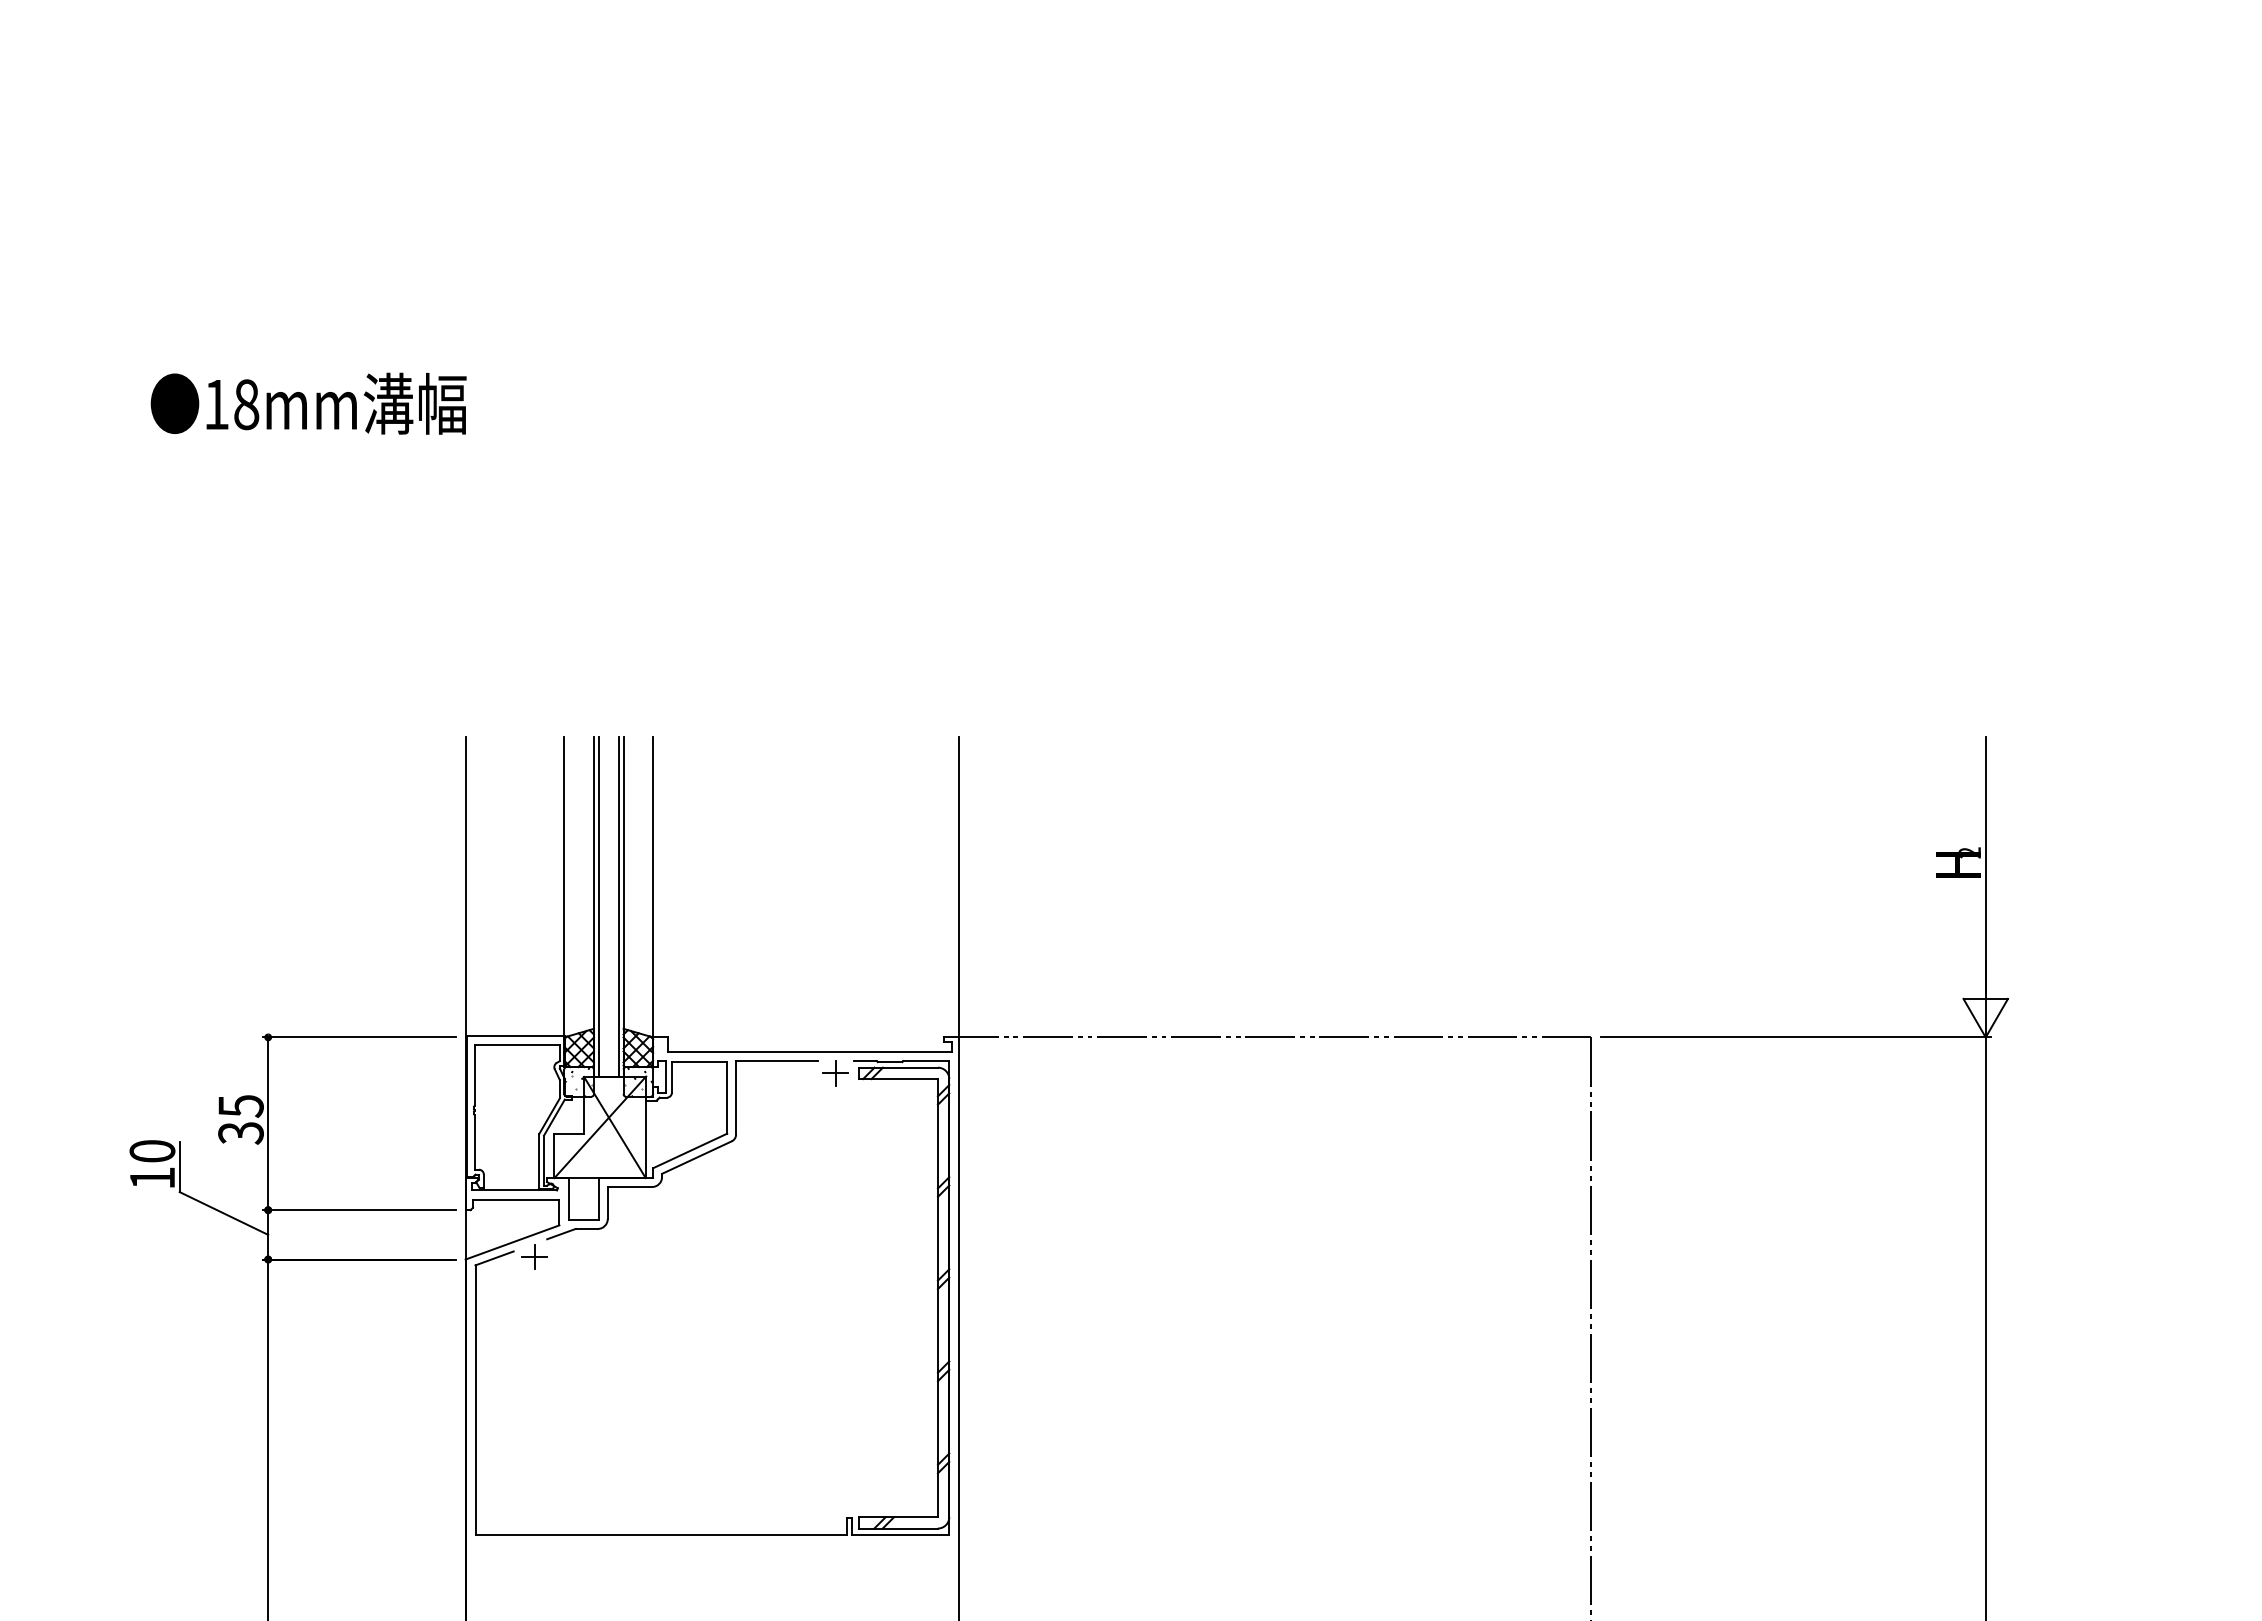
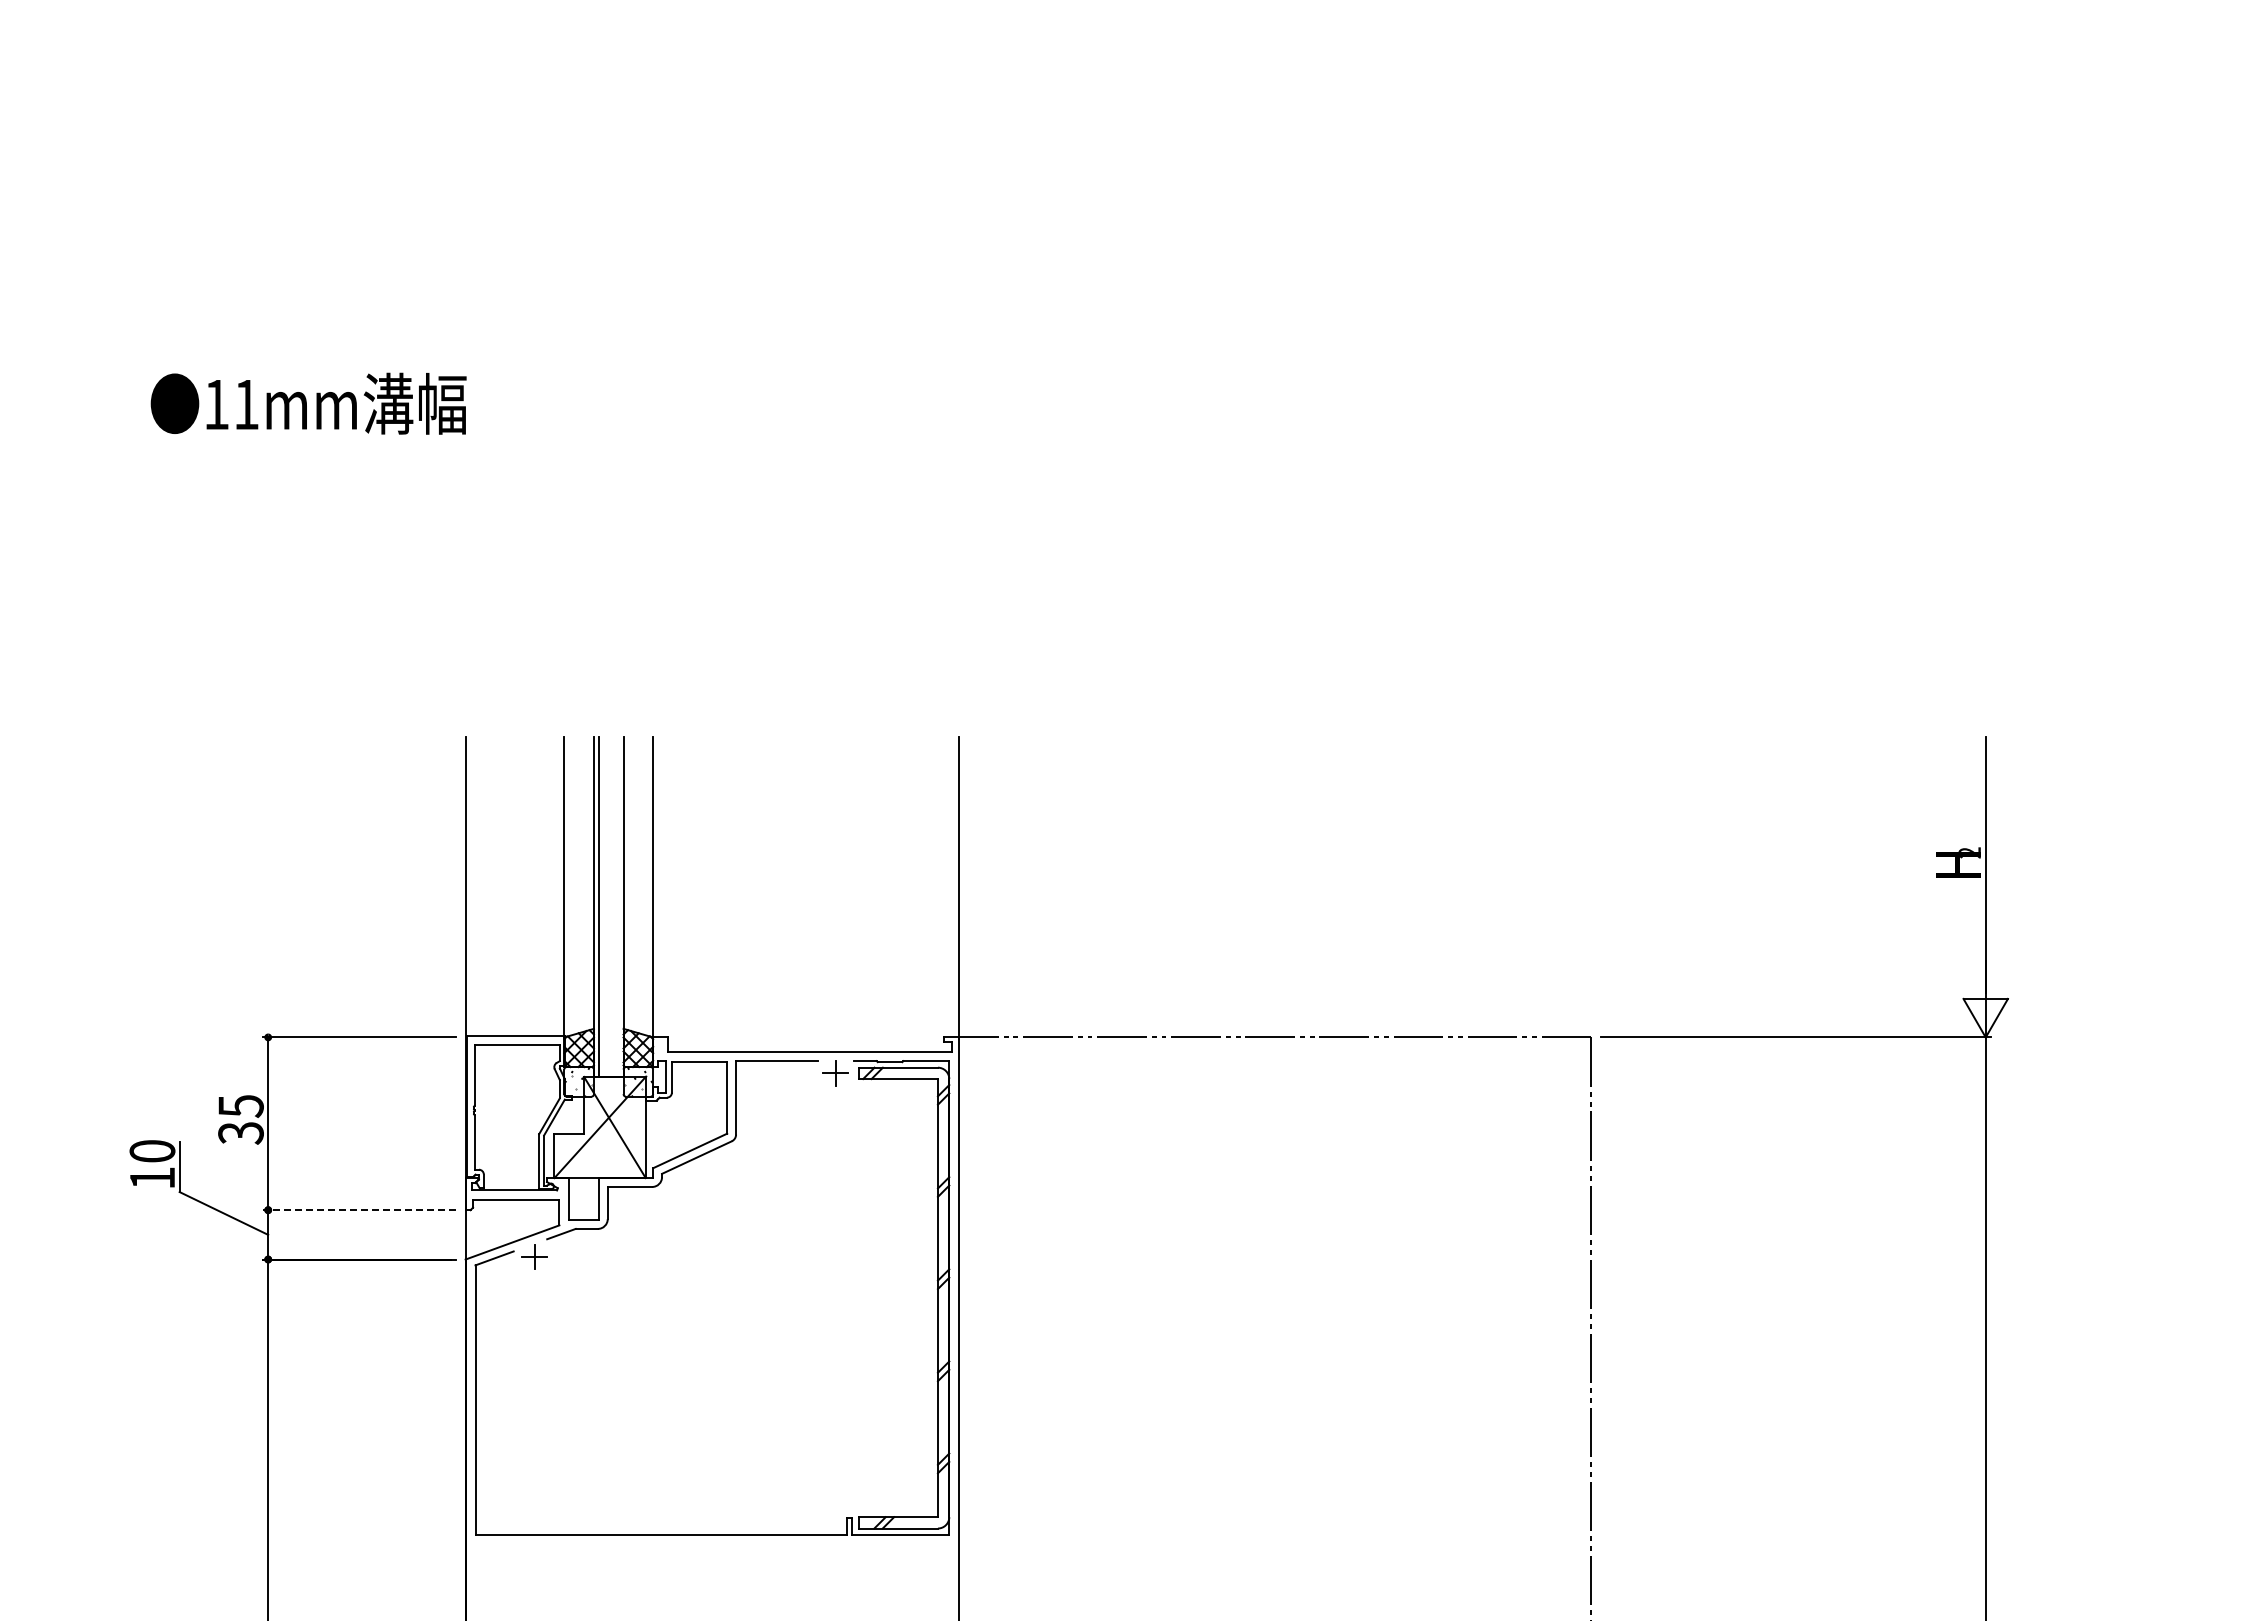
text: 18mm -> 11mm (246, 404)
line: present -> none (618, 906)
line: solid -> dashed (359, 1210)
